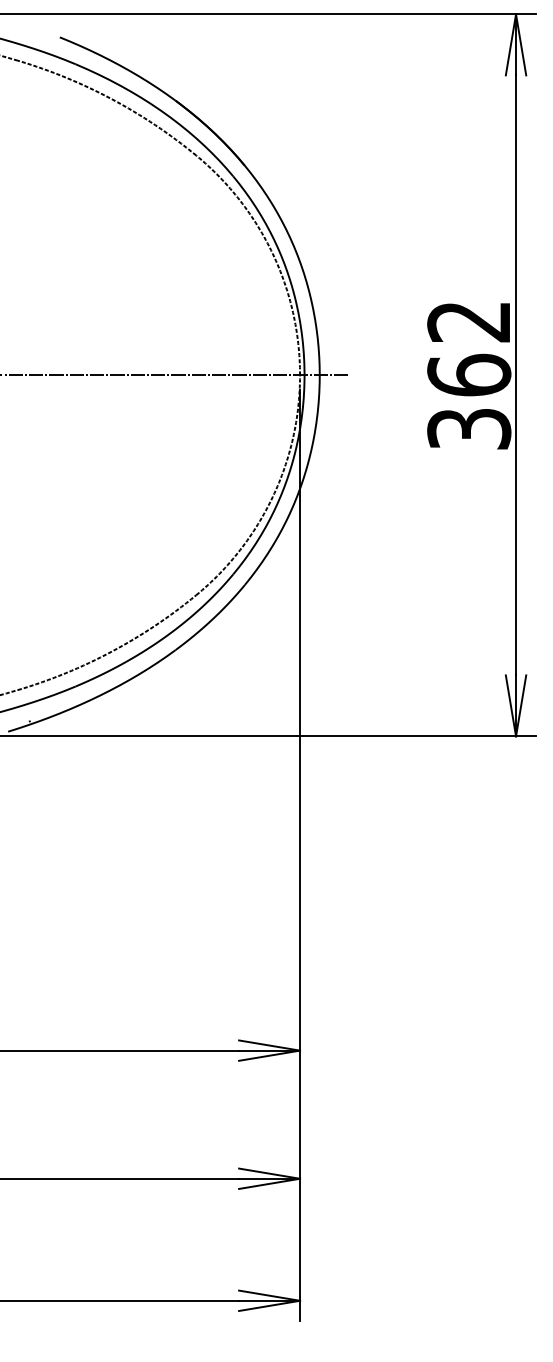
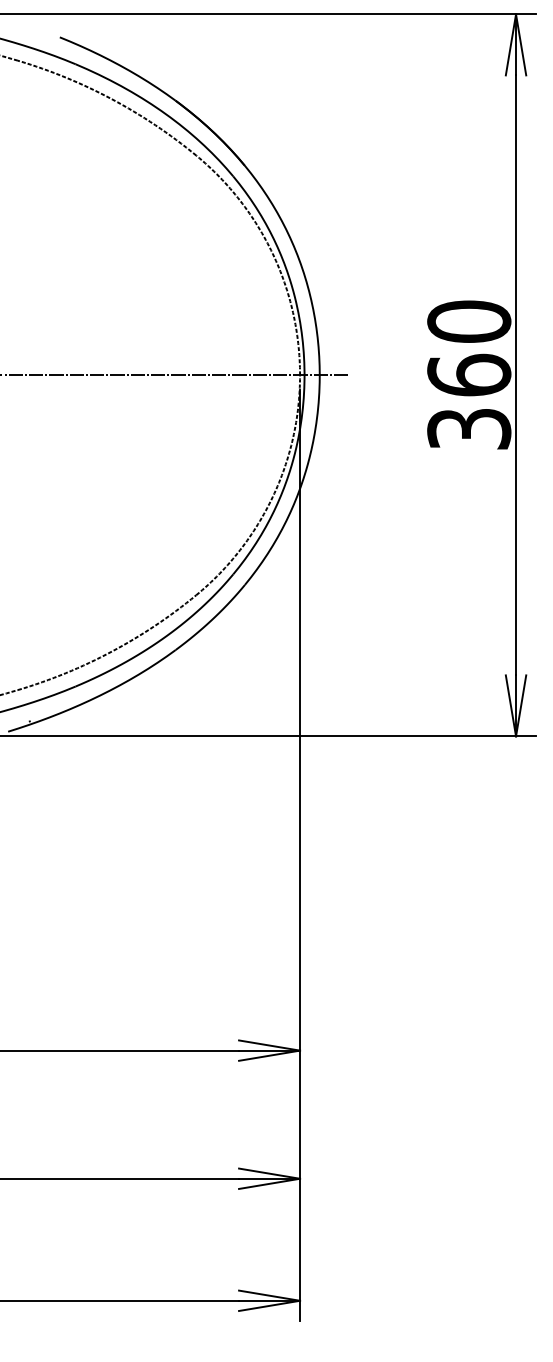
text: 362 -> 360 (469, 321)
